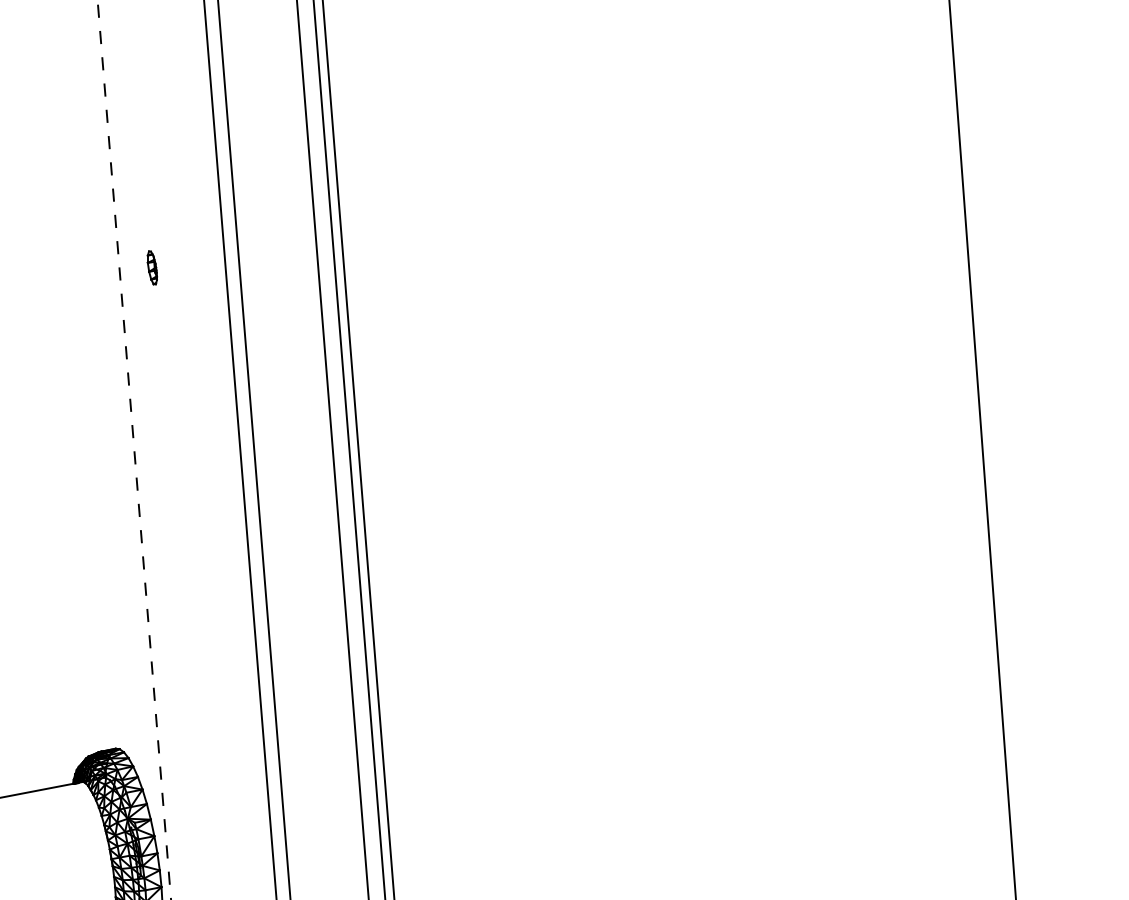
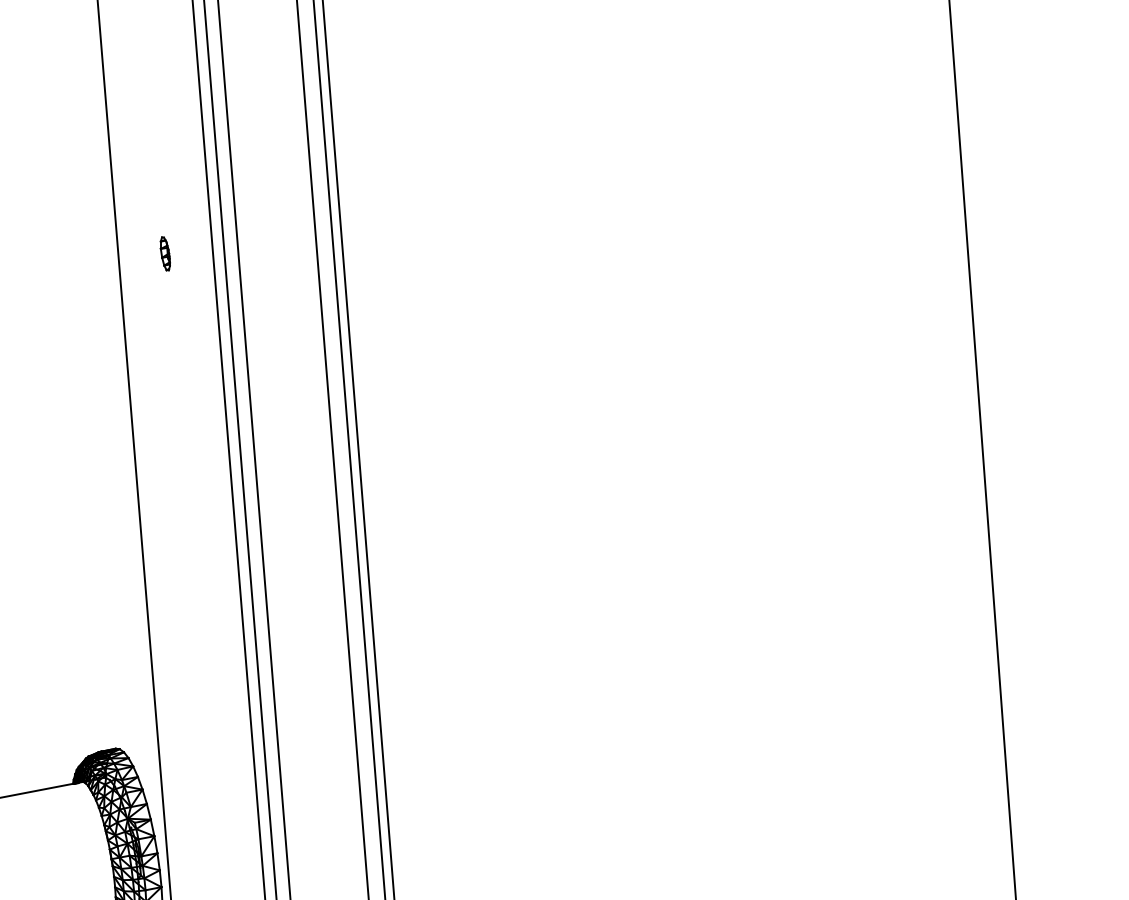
part position: (151, 267) -> (164, 253) (164, 253)
line: none -> present (228, 449)
line: dashed -> solid (134, 450)
